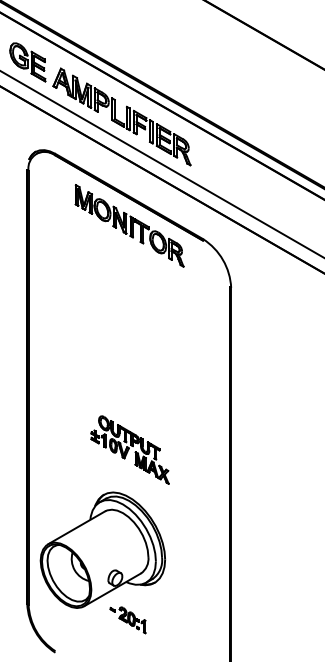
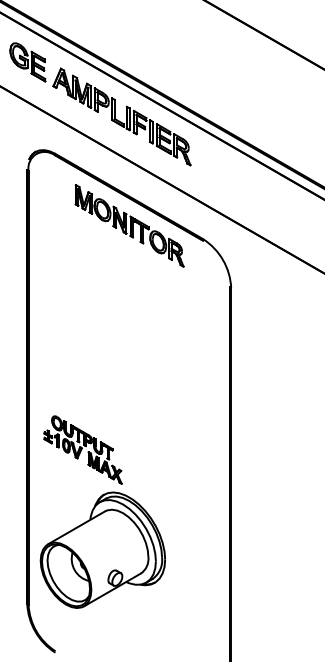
line: present -> none (161, 164)
part position: (129, 449) -> (82, 449) (82, 449)
part: present -> none (127, 620)
